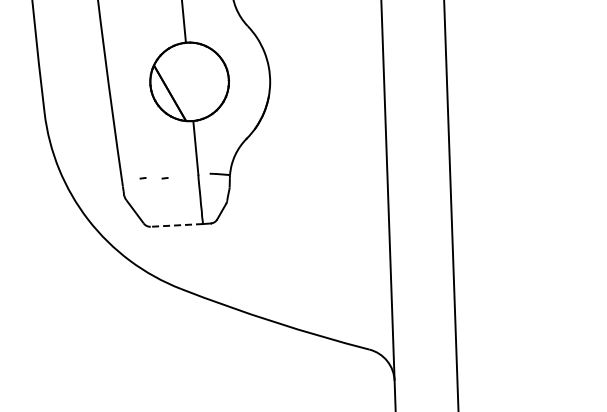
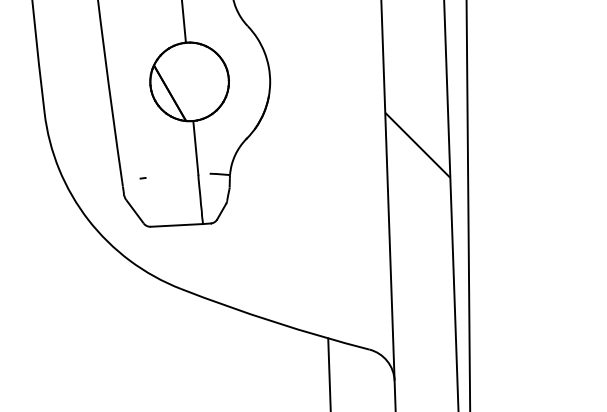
hatch: none -> present (417, 144)
curve: present -> none (164, 178)
line: none -> present (468, 205)
line: dashed -> solid (176, 225)
line: none -> present (329, 373)
